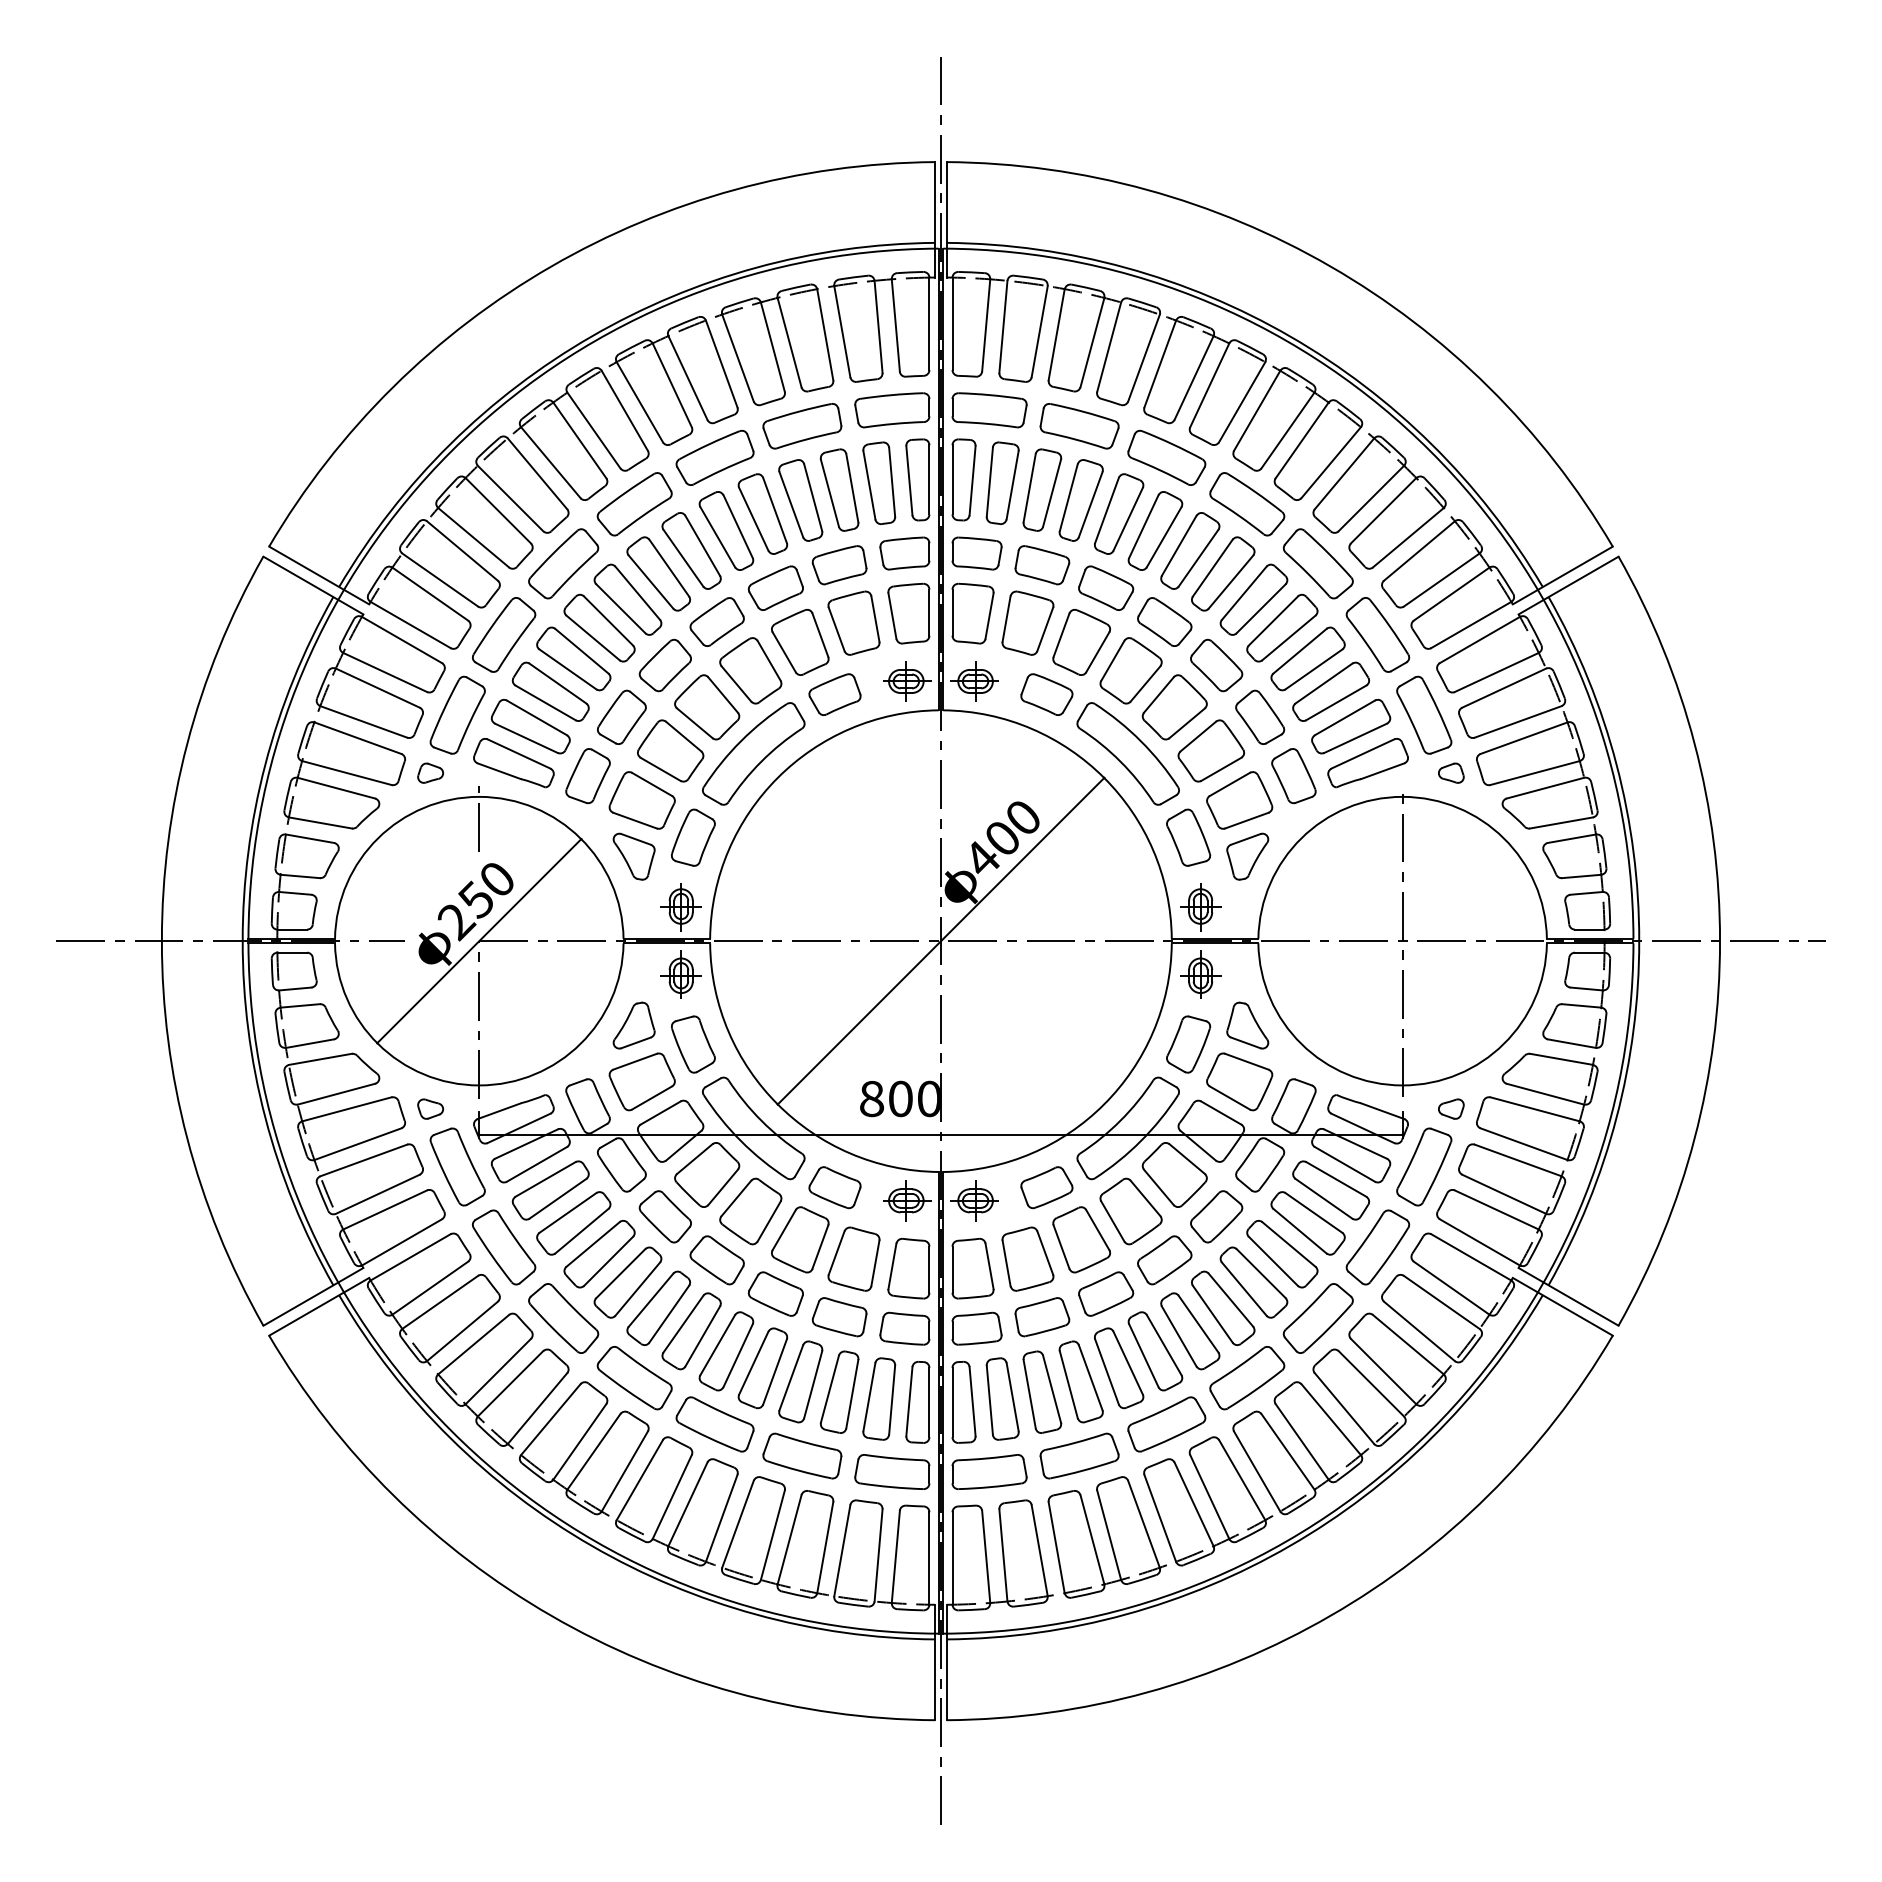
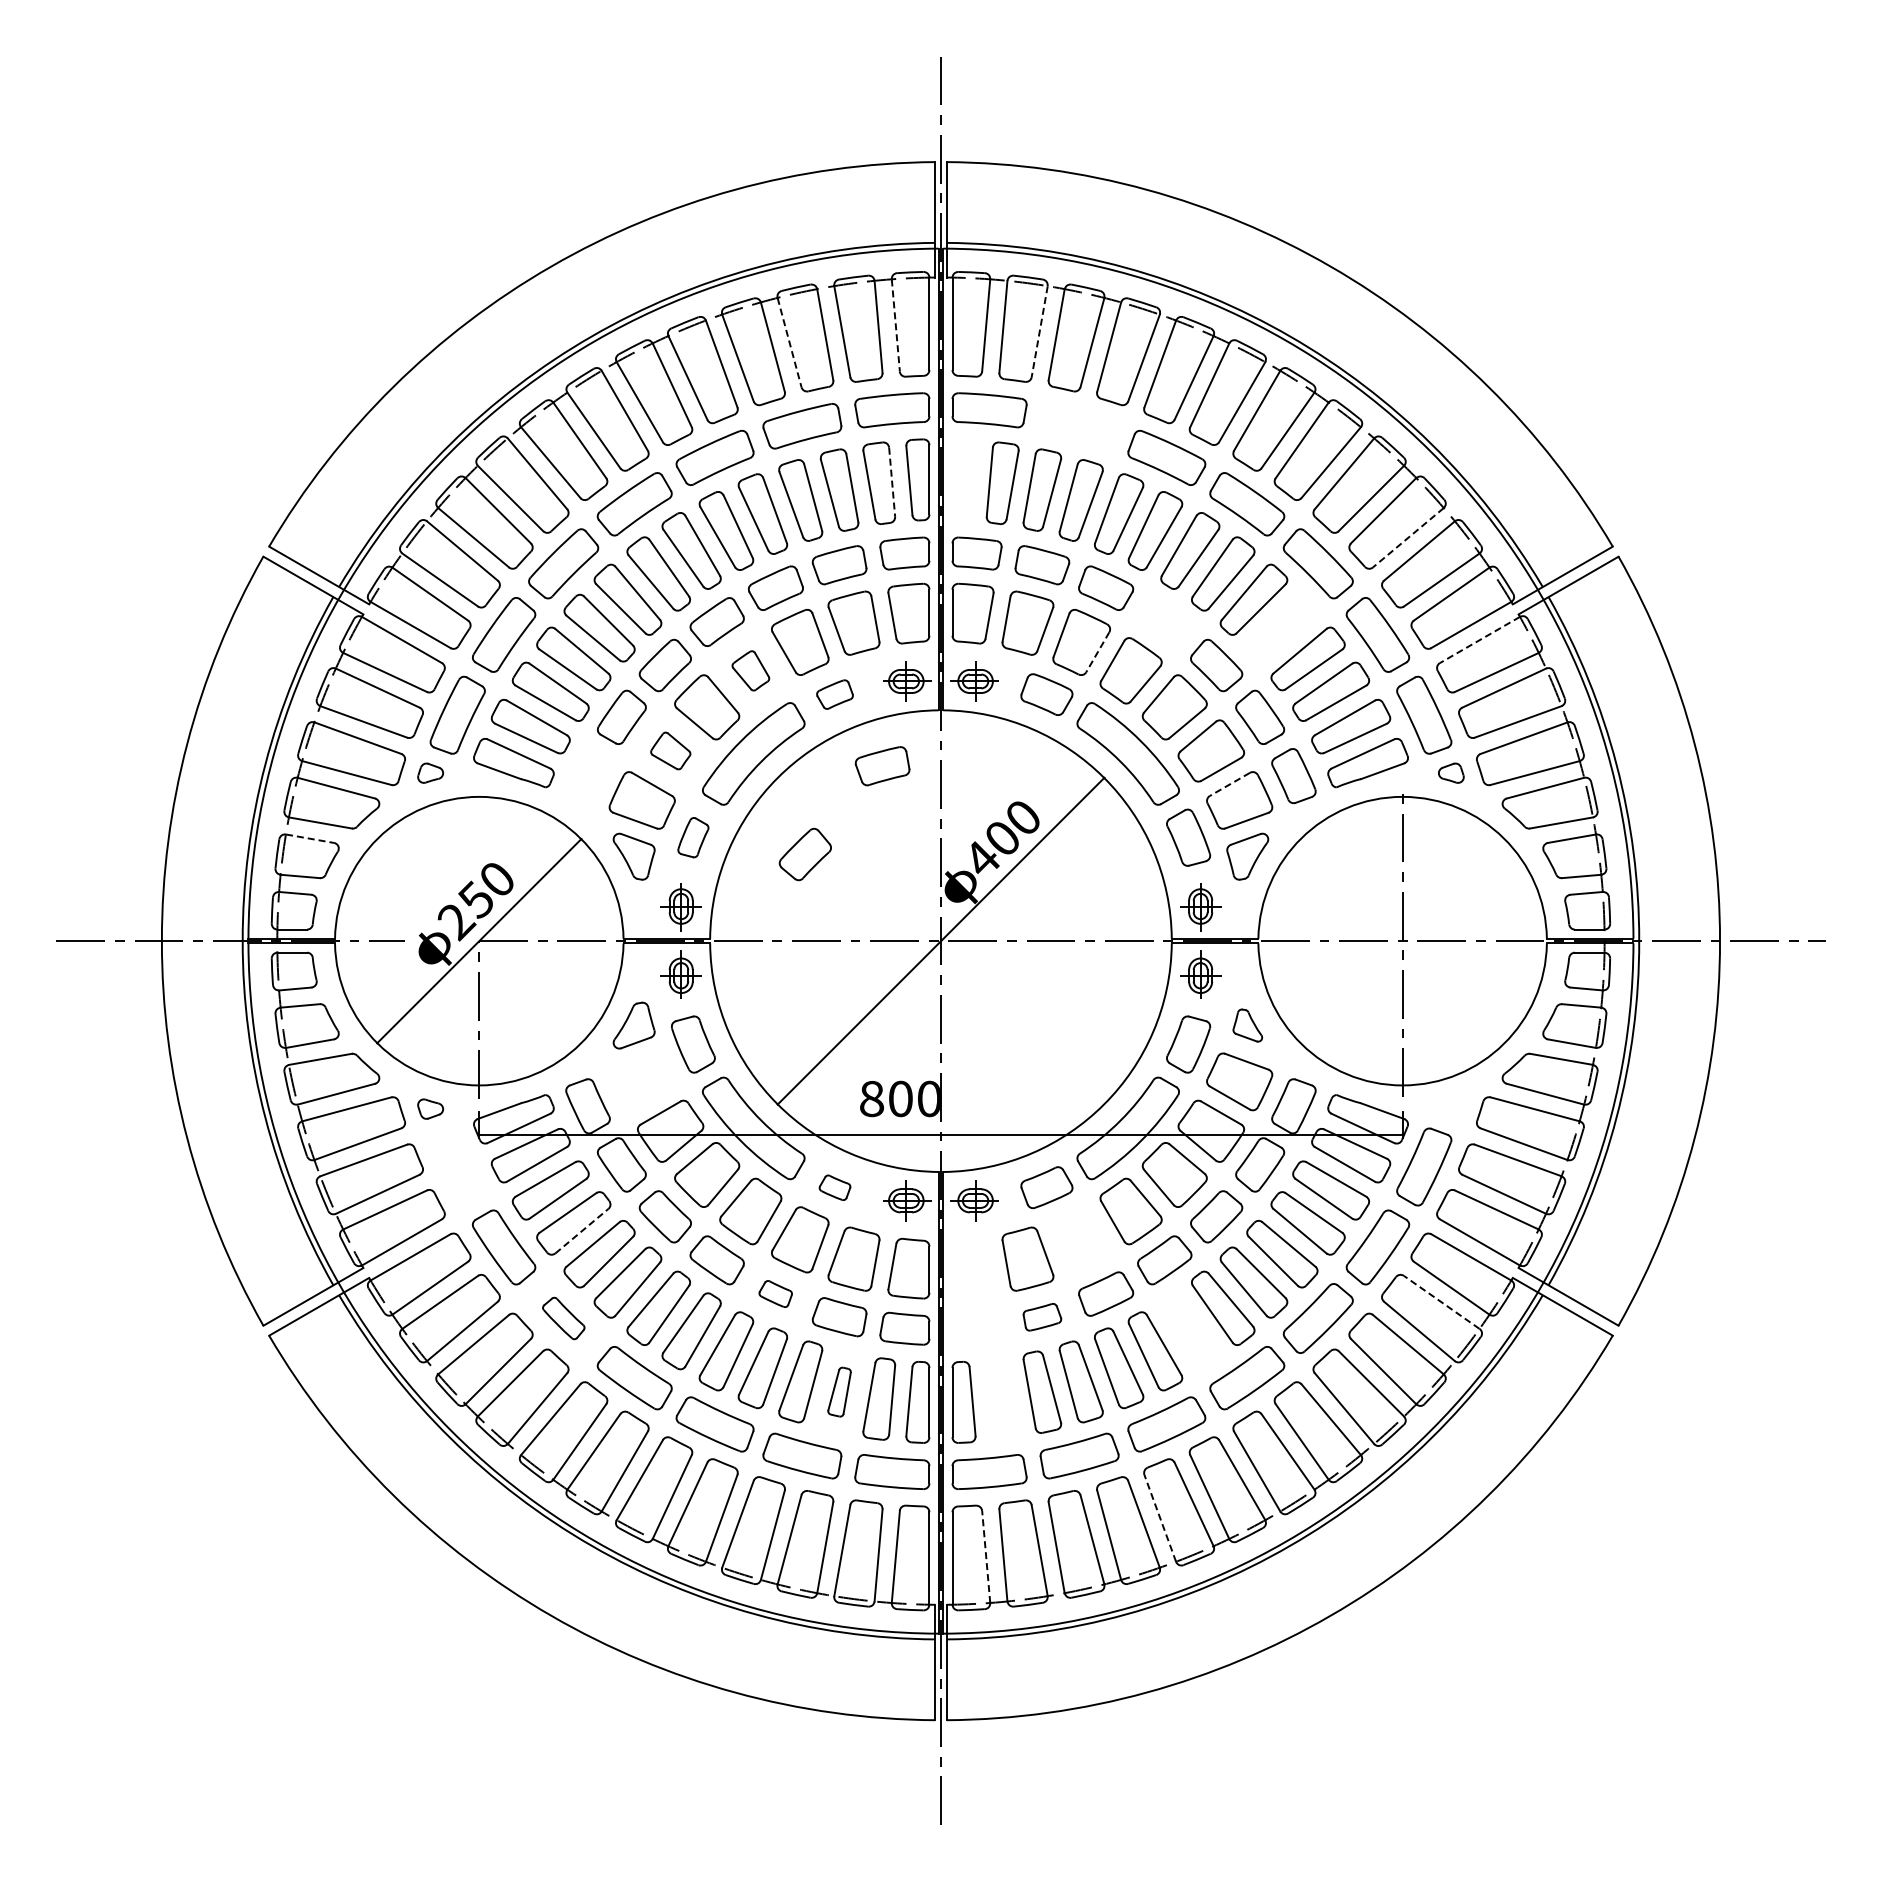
line: solid -> dashed (895, 325)
line: solid -> dashed (1039, 332)
line: solid -> dashed (789, 343)
part: present -> none (1079, 426)
part: present -> none (963, 479)
line: solid -> dashed (892, 482)
line: solid -> dashed (1407, 538)
part: present -> none (1164, 621)
part: present -> none (1282, 627)
line: solid -> dashed (1479, 640)
line: solid -> dashed (1097, 652)
part size: 64x68 px -> 40x42 px (750, 670)
part size: 54x43 px -> 38x31 px (834, 694)
part size: 68x64 px -> 42x40 px (670, 750)
part: none -> present (882, 766)
part: present -> none (587, 776)
line: solid -> dashed (1229, 784)
line: present -> none (479, 818)
part size: 45x59 px -> 33x42 px (693, 837)
line: solid -> dashed (310, 838)
part: none -> present (804, 854)
part size: 44x49 px -> 32x35 px (1247, 1025)
part: present -> none (641, 1081)
part: present -> none (1451, 1108)
part: present -> none (457, 1166)
part size: 54x44 px -> 34x27 px (834, 1187)
line: solid -> dashed (581, 1231)
part: present -> none (1081, 1239)
part: present -> none (972, 1268)
part size: 57x46 px -> 35x28 px (775, 1293)
line: solid -> dashed (1441, 1302)
part size: 57x41 px -> 41x29 px (1042, 1317)
part size: 72x71 px -> 44x45 px (563, 1318)
part: present -> none (976, 1328)
part: present -> none (1190, 1331)
part size: 41x84 px -> 25x52 px (839, 1391)
part: present -> none (1002, 1398)
line: solid -> dashed (1160, 1517)
line: solid -> dashed (986, 1556)
